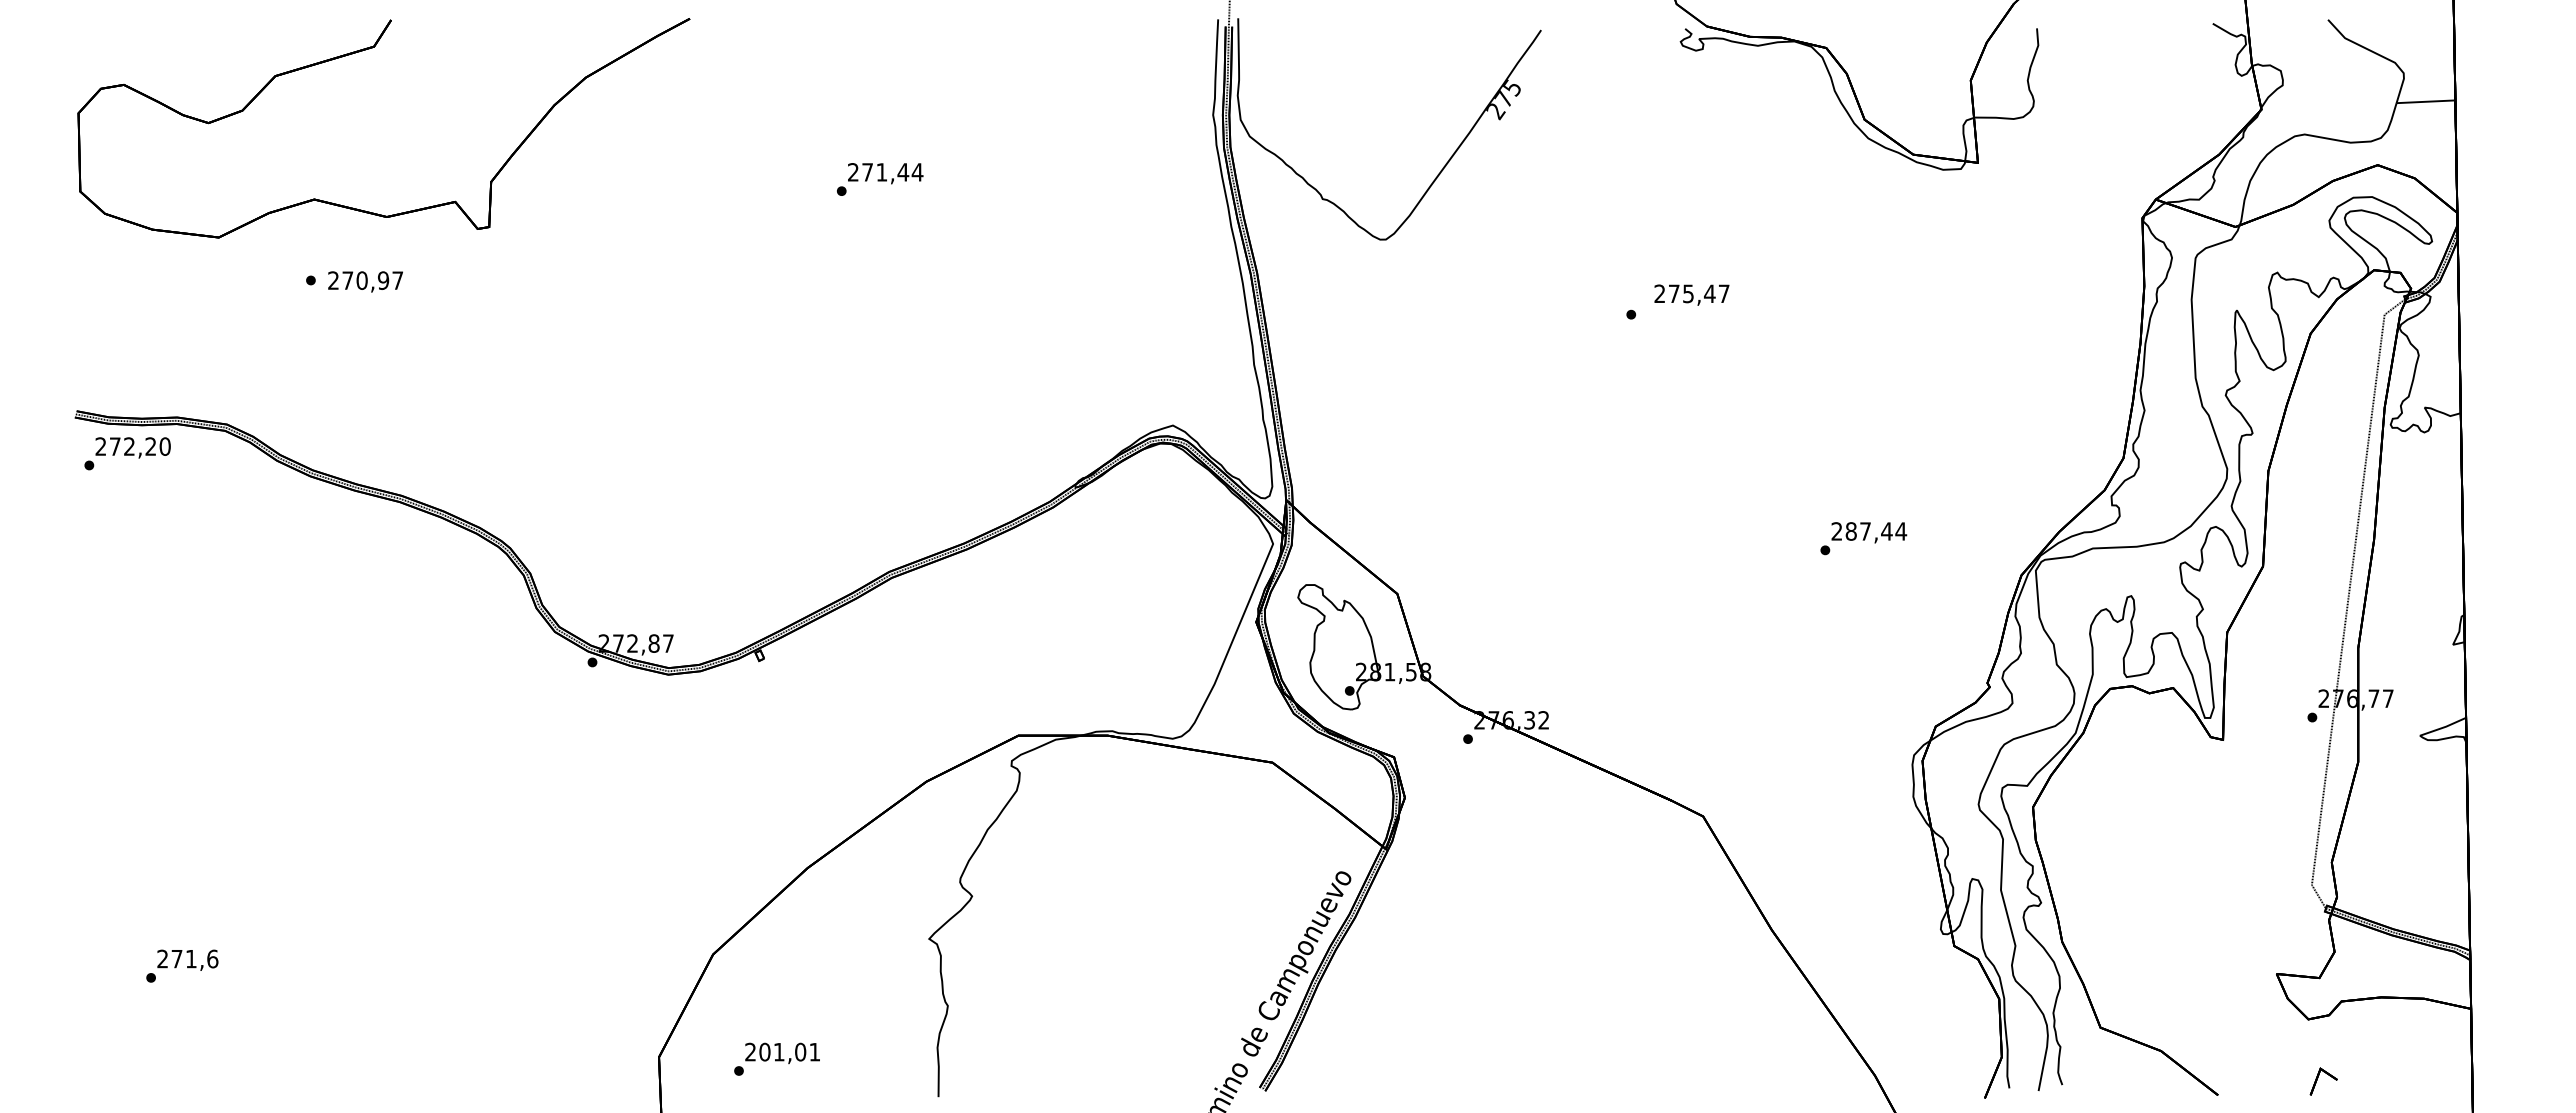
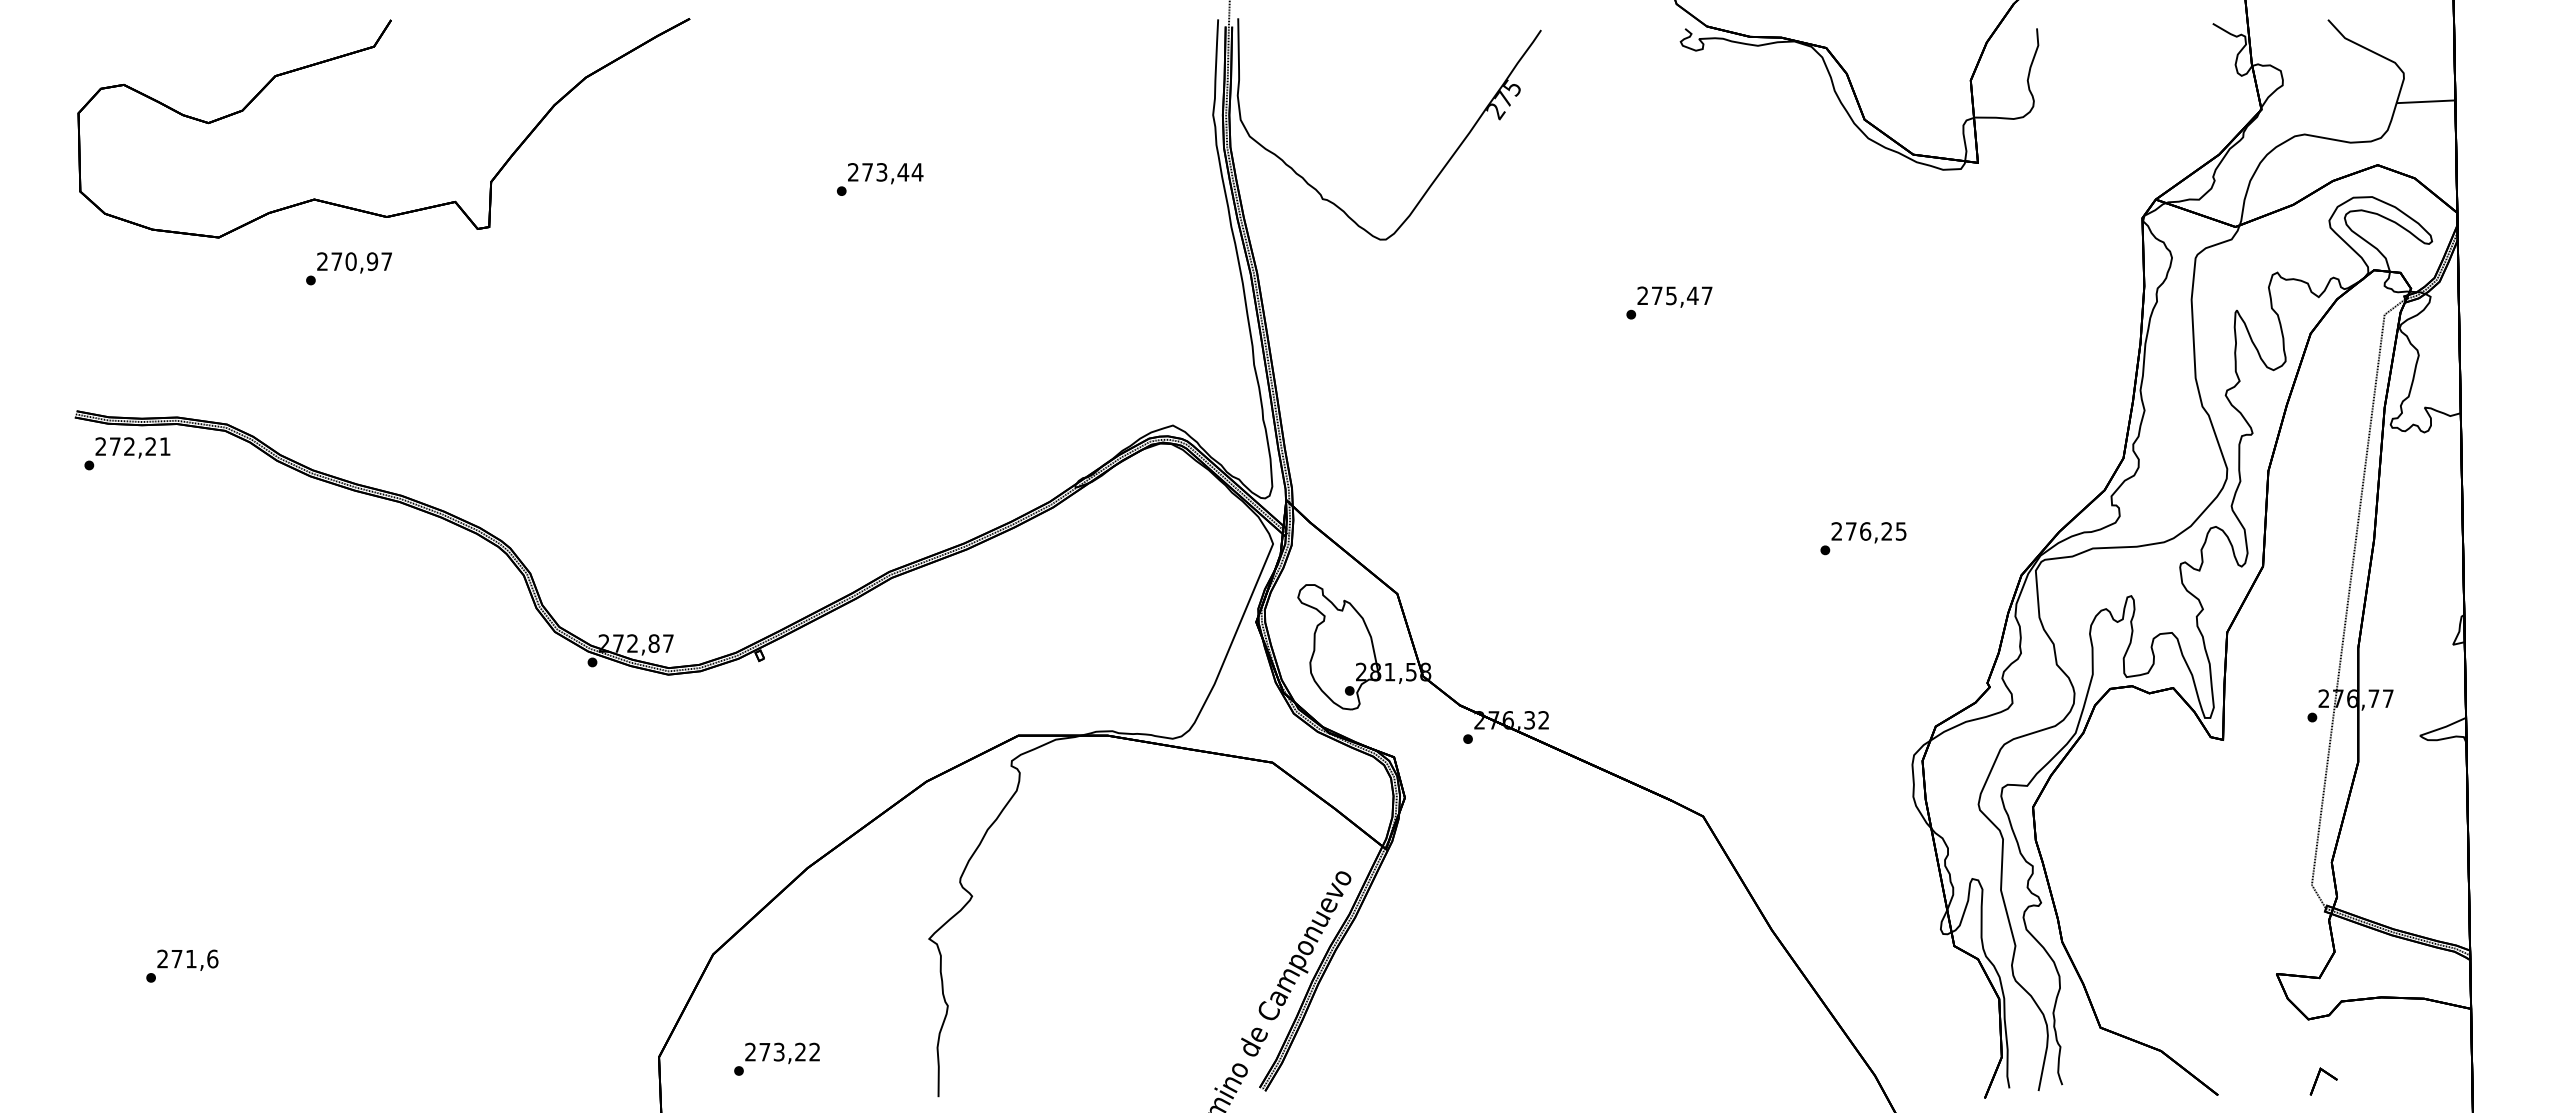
text: 271,44 -> 273,44 (881, 172)
text position: (365, 281) -> (354, 262) (354, 262)
text position: (1691, 294) -> (1674, 296) (1674, 296)
text: 272,20 -> 272,21 (164, 446)
text: 287,44 -> 276,25 (1876, 531)
text: 201,01 -> 273,22 (789, 1051)
